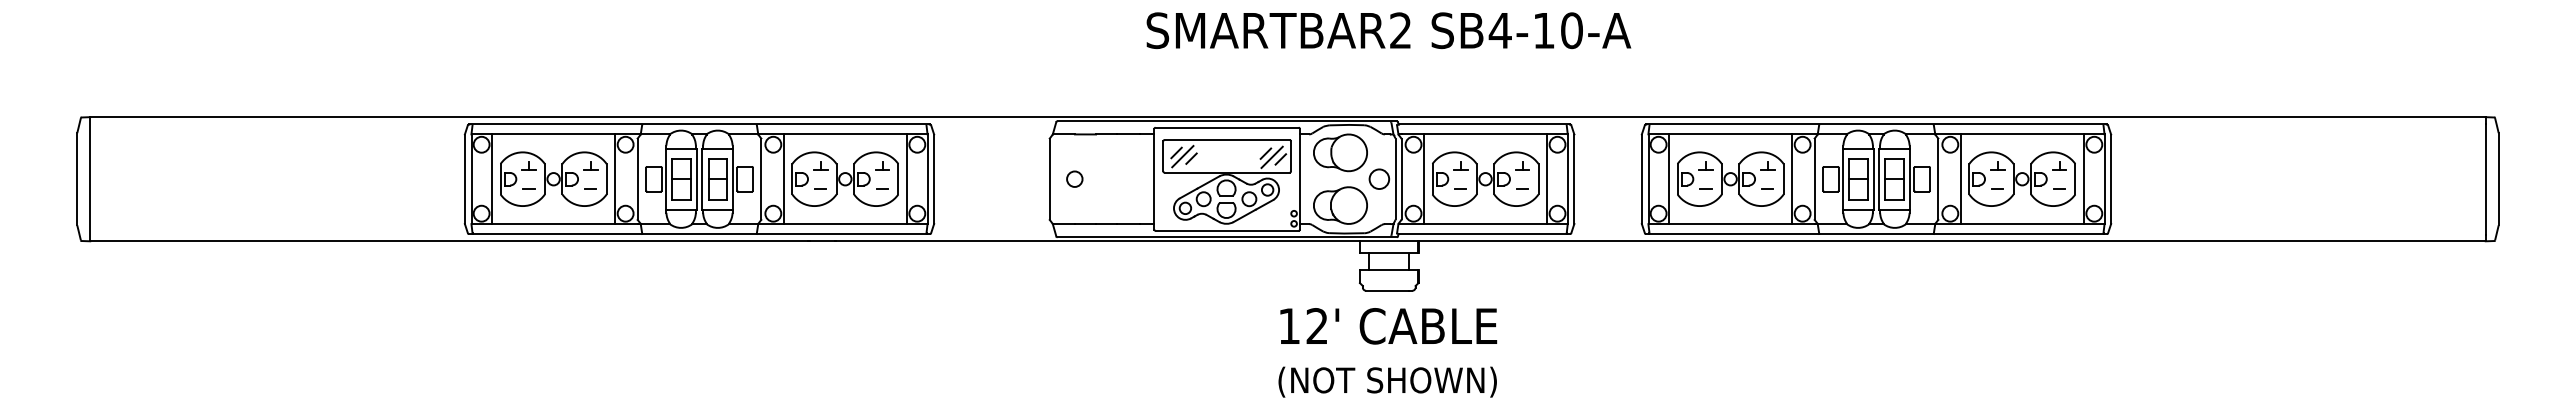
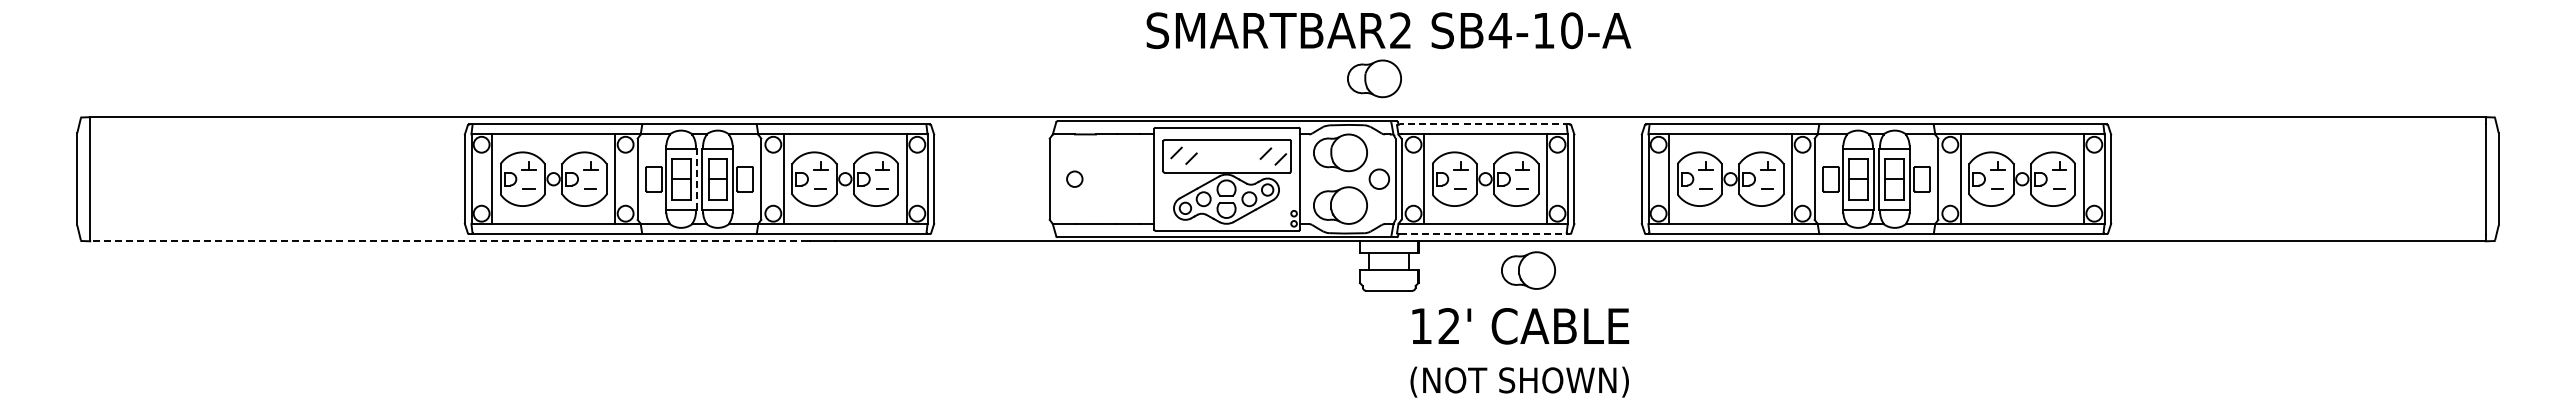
part: none -> present (1374, 78)
line: solid -> dashed (1484, 124)
line: present -> none (1182, 156)
line: present -> none (1271, 157)
line: solid -> dashed (697, 179)
line: solid -> dashed (1485, 233)
line: solid -> dashed (449, 241)
part: none -> present (1528, 270)
text position: (1387, 352) -> (1519, 352) (1519, 352)
